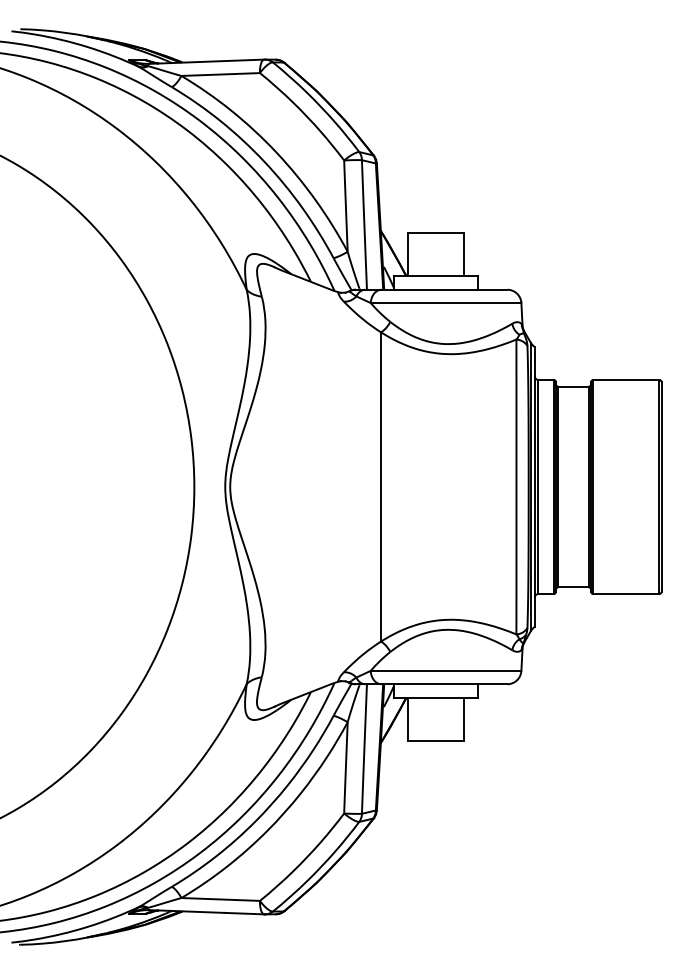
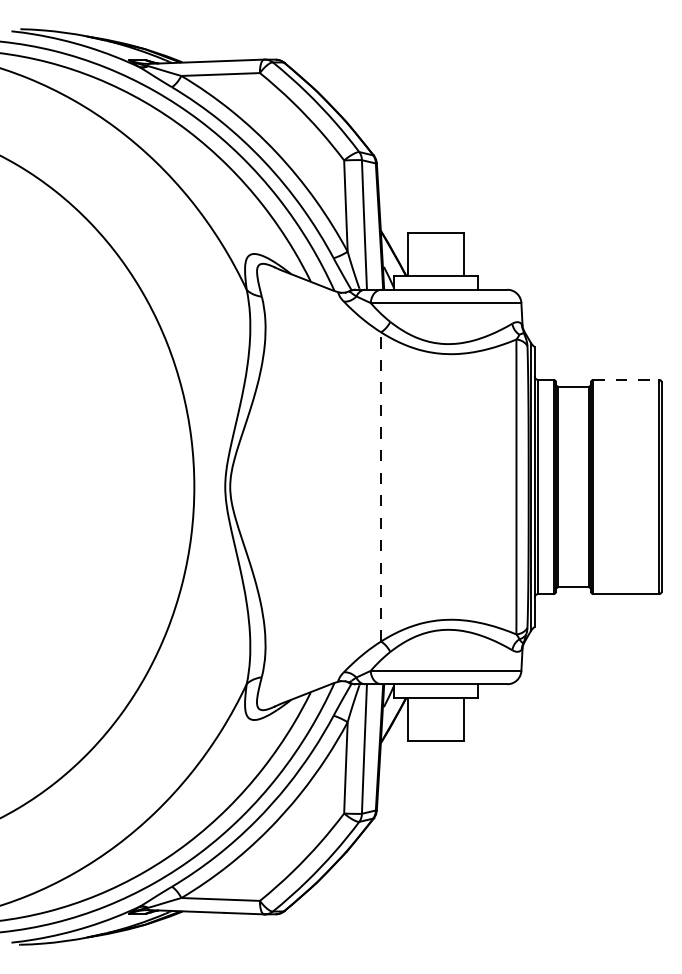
line: solid -> dashed (626, 379)
line: solid -> dashed (380, 486)
